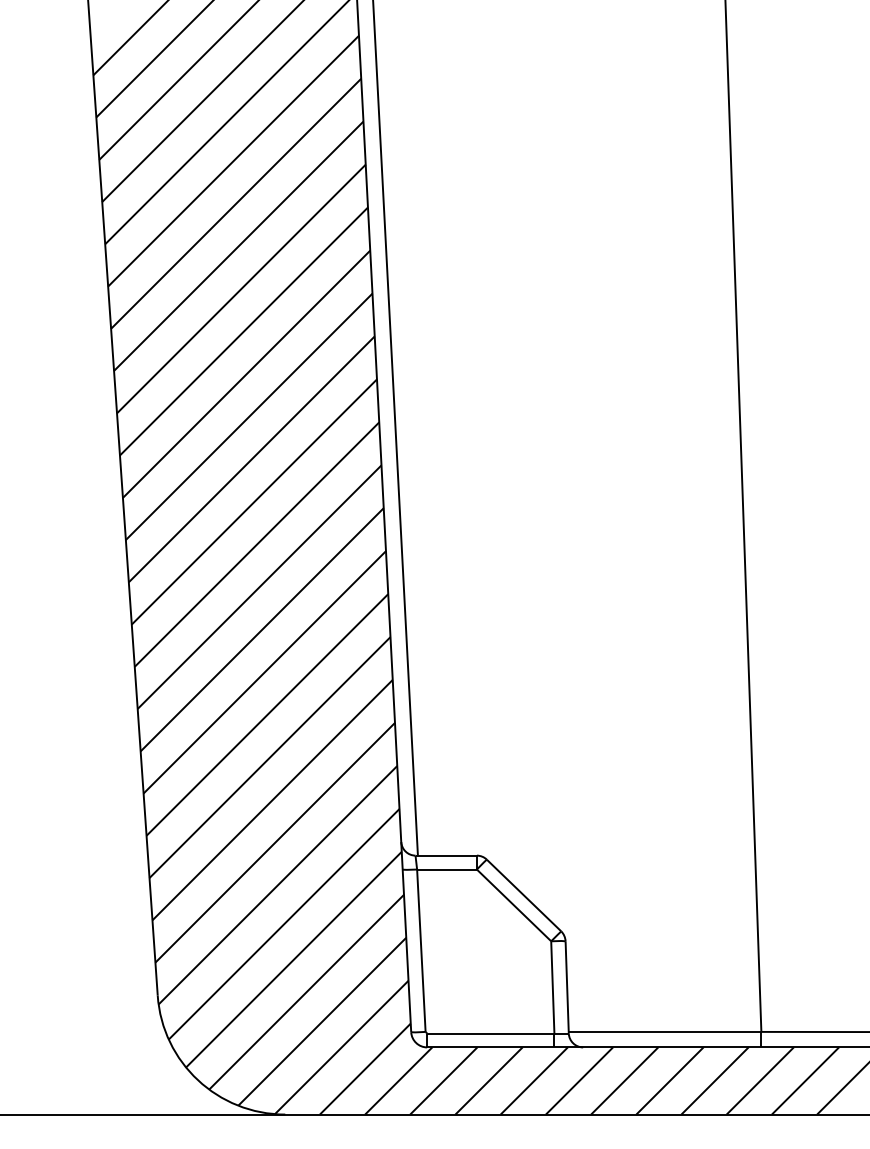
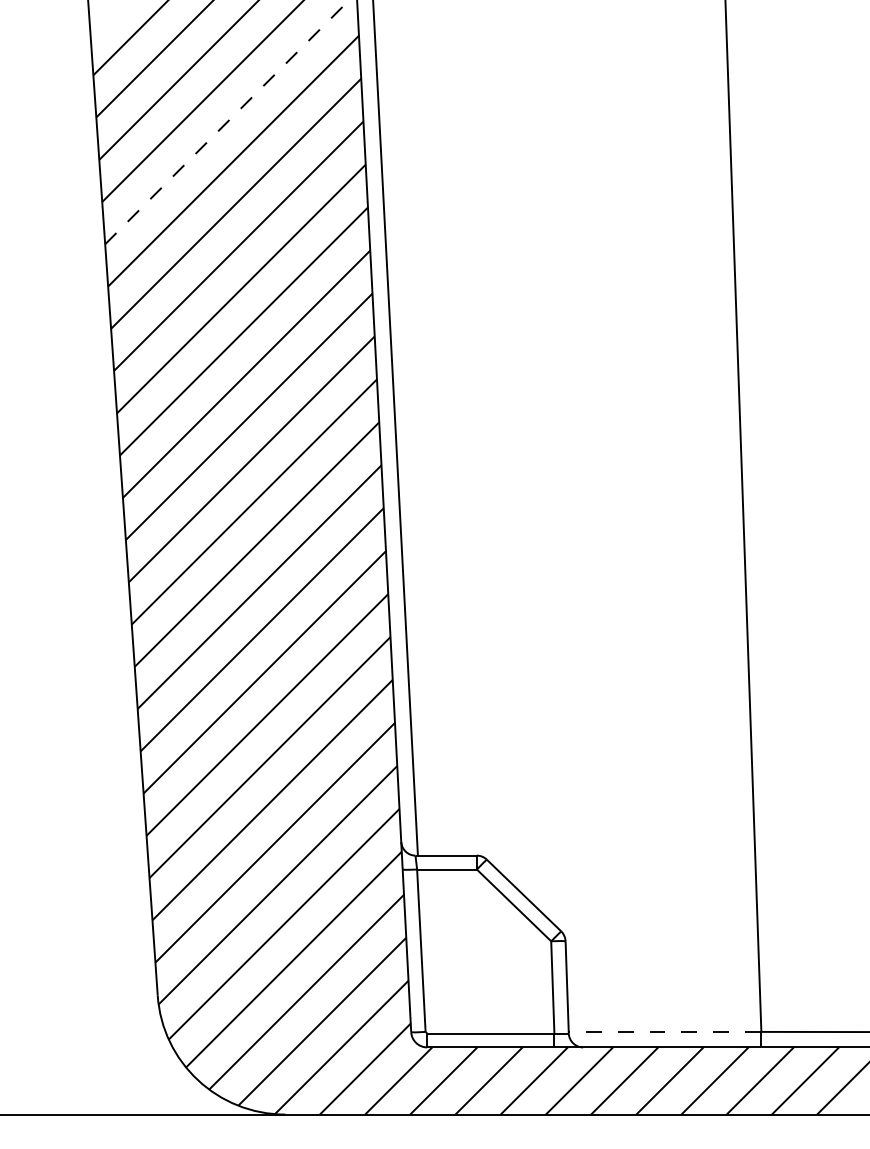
line: solid -> dashed (227, 122)
line: solid -> dashed (664, 1031)
